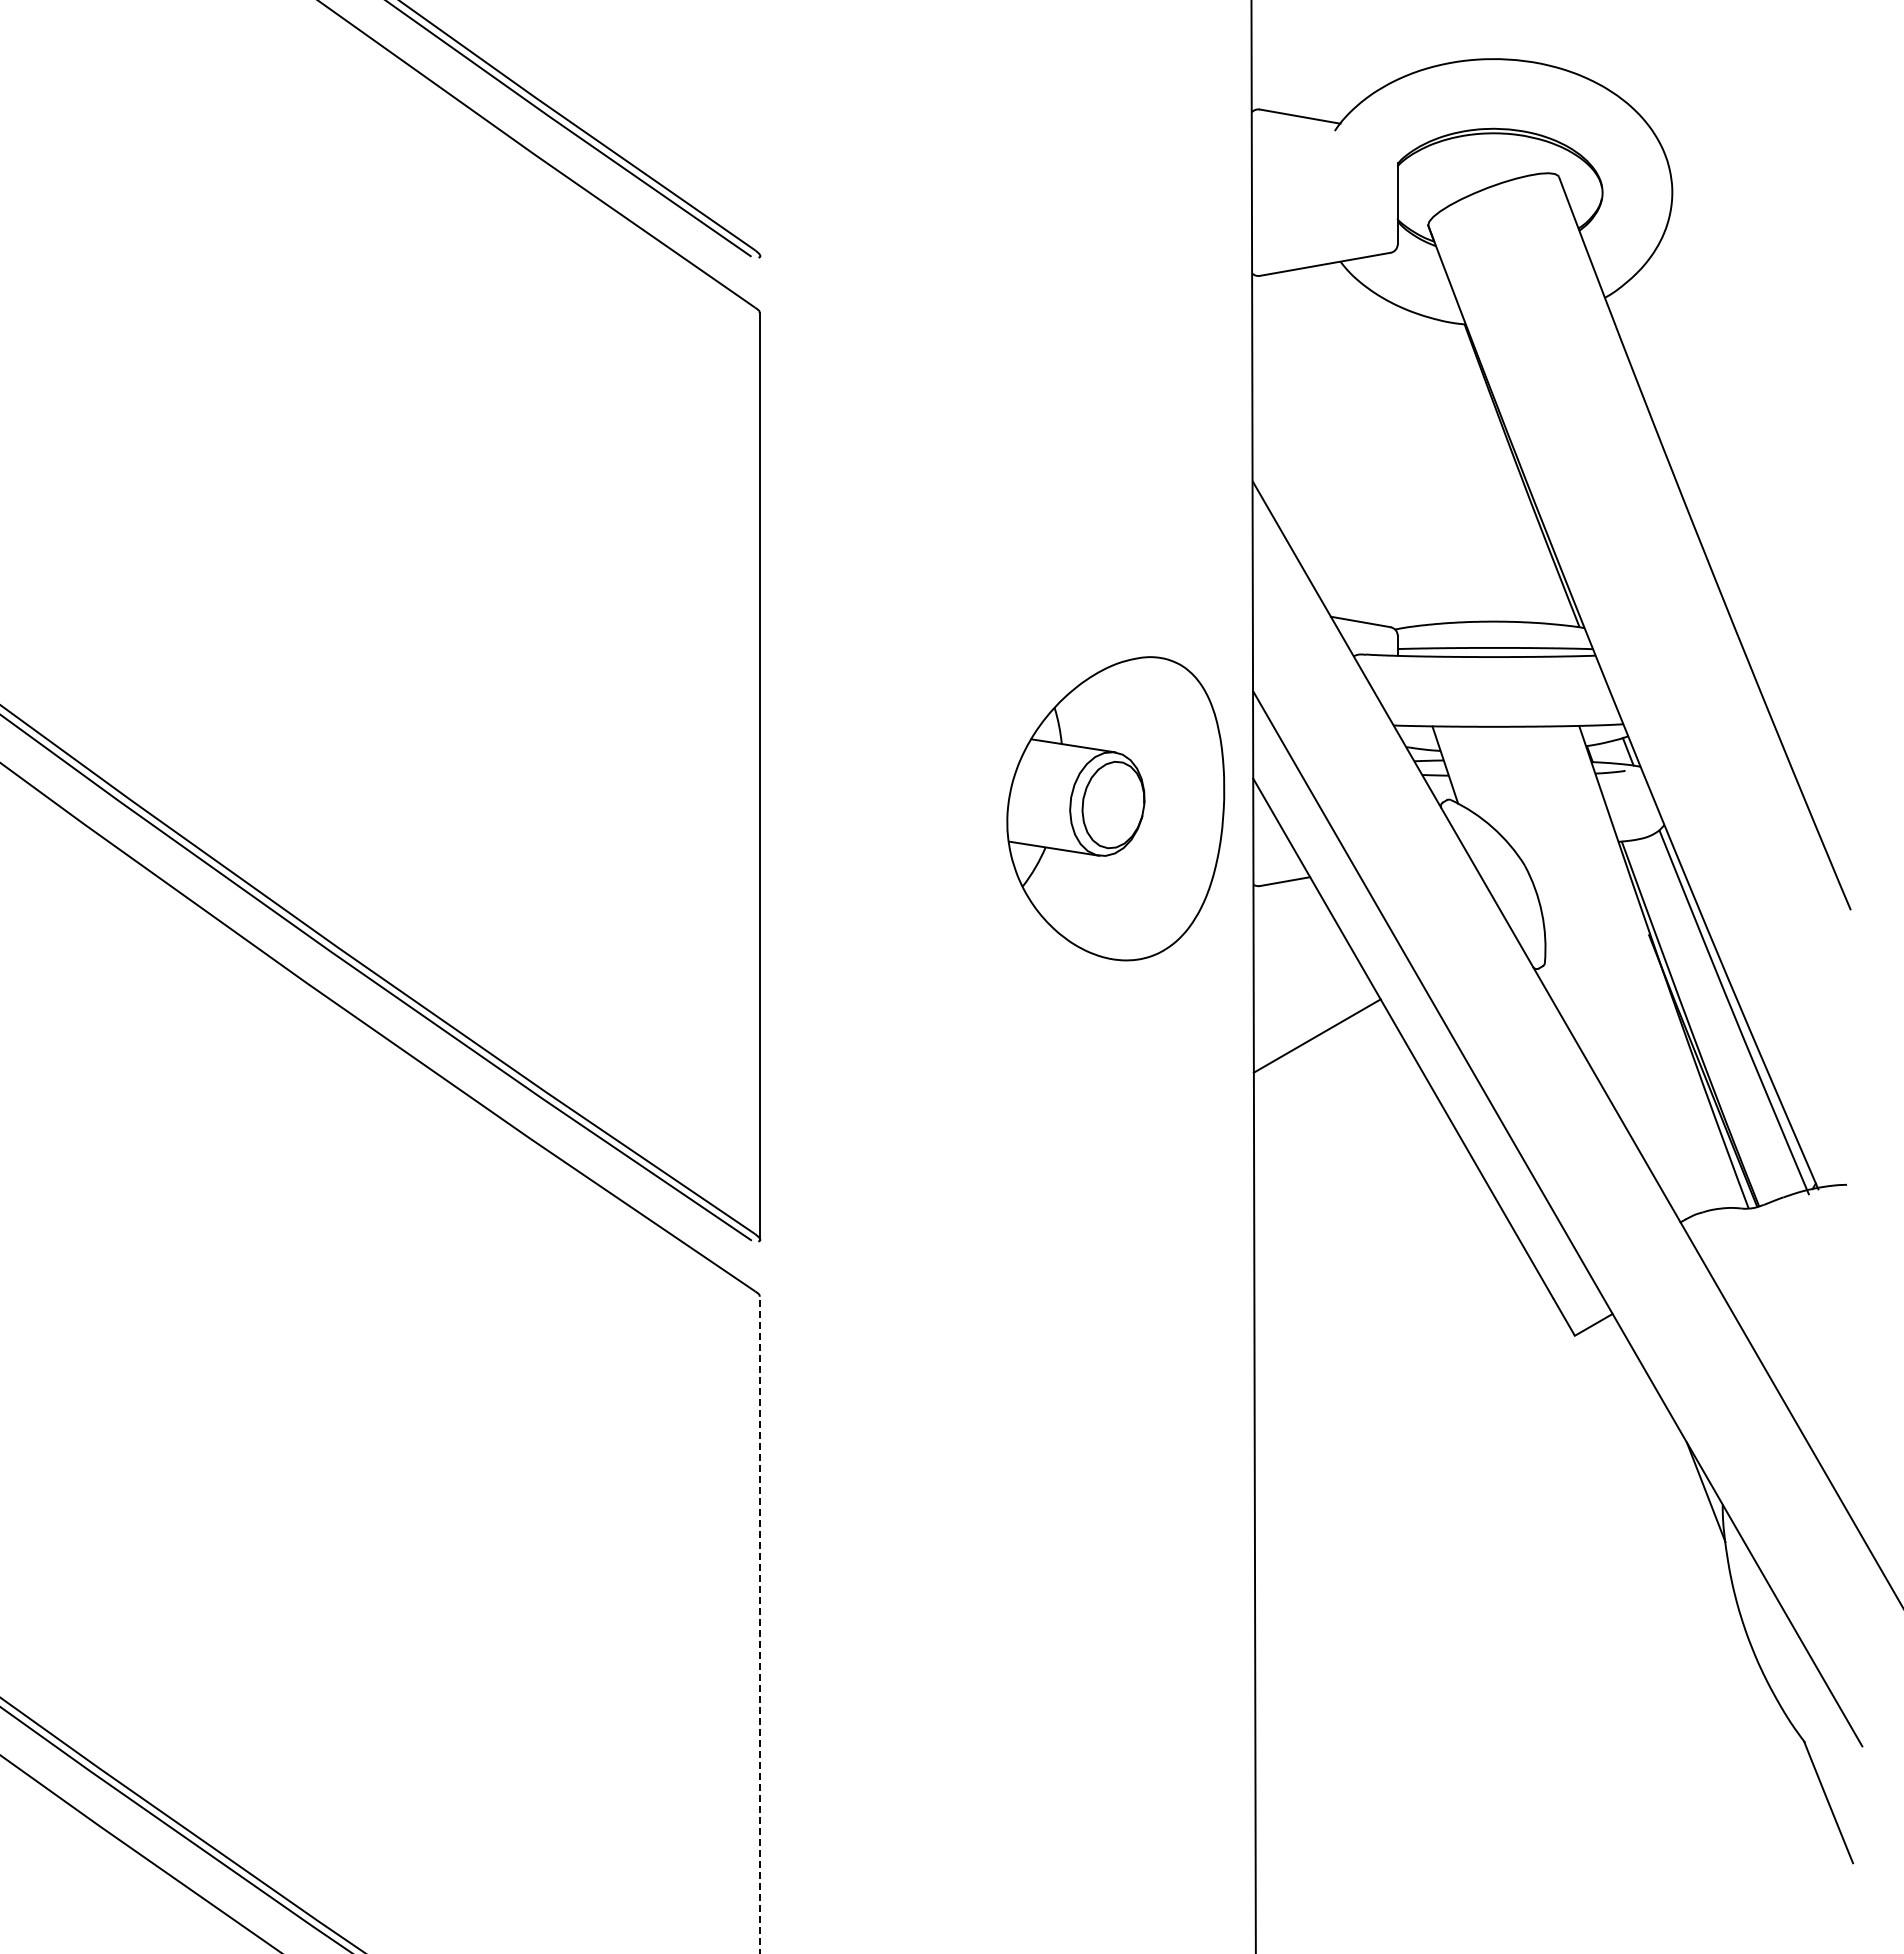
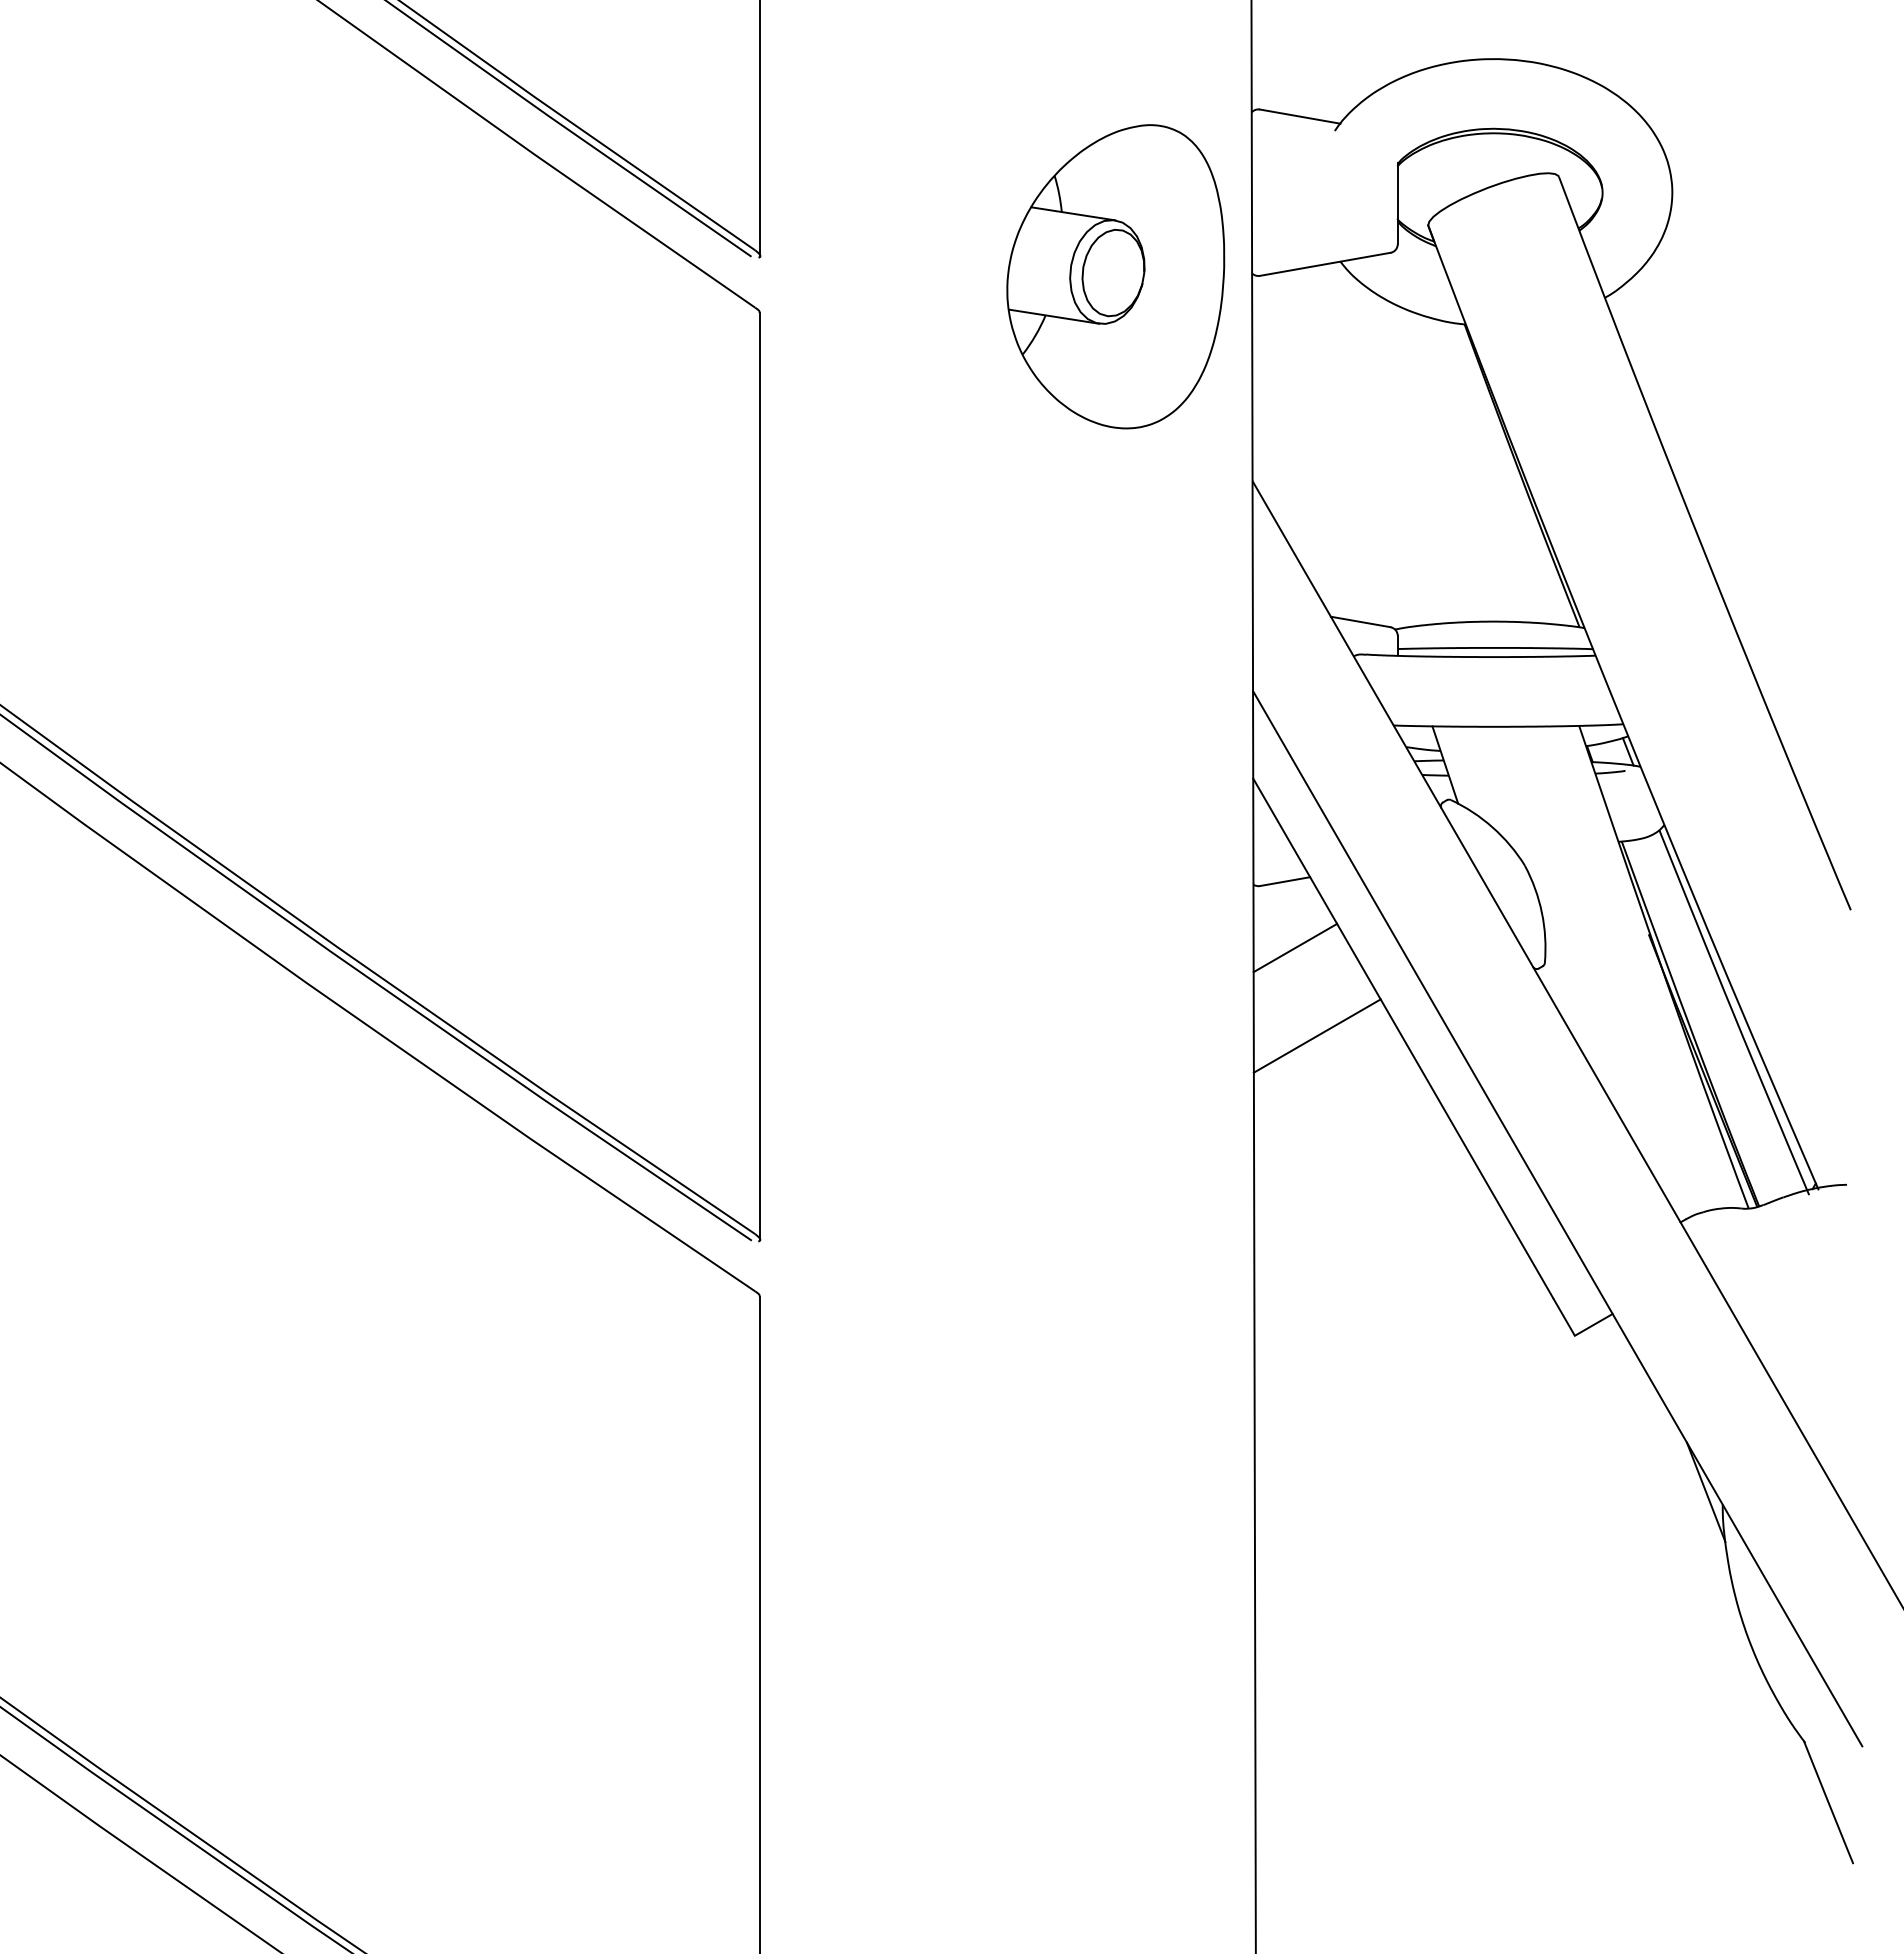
line: none -> present (759, 128)
part position: (1115, 808) -> (1115, 276) (1115, 276)
line: none -> present (1295, 947)
line: dashed -> solid (759, 1624)
